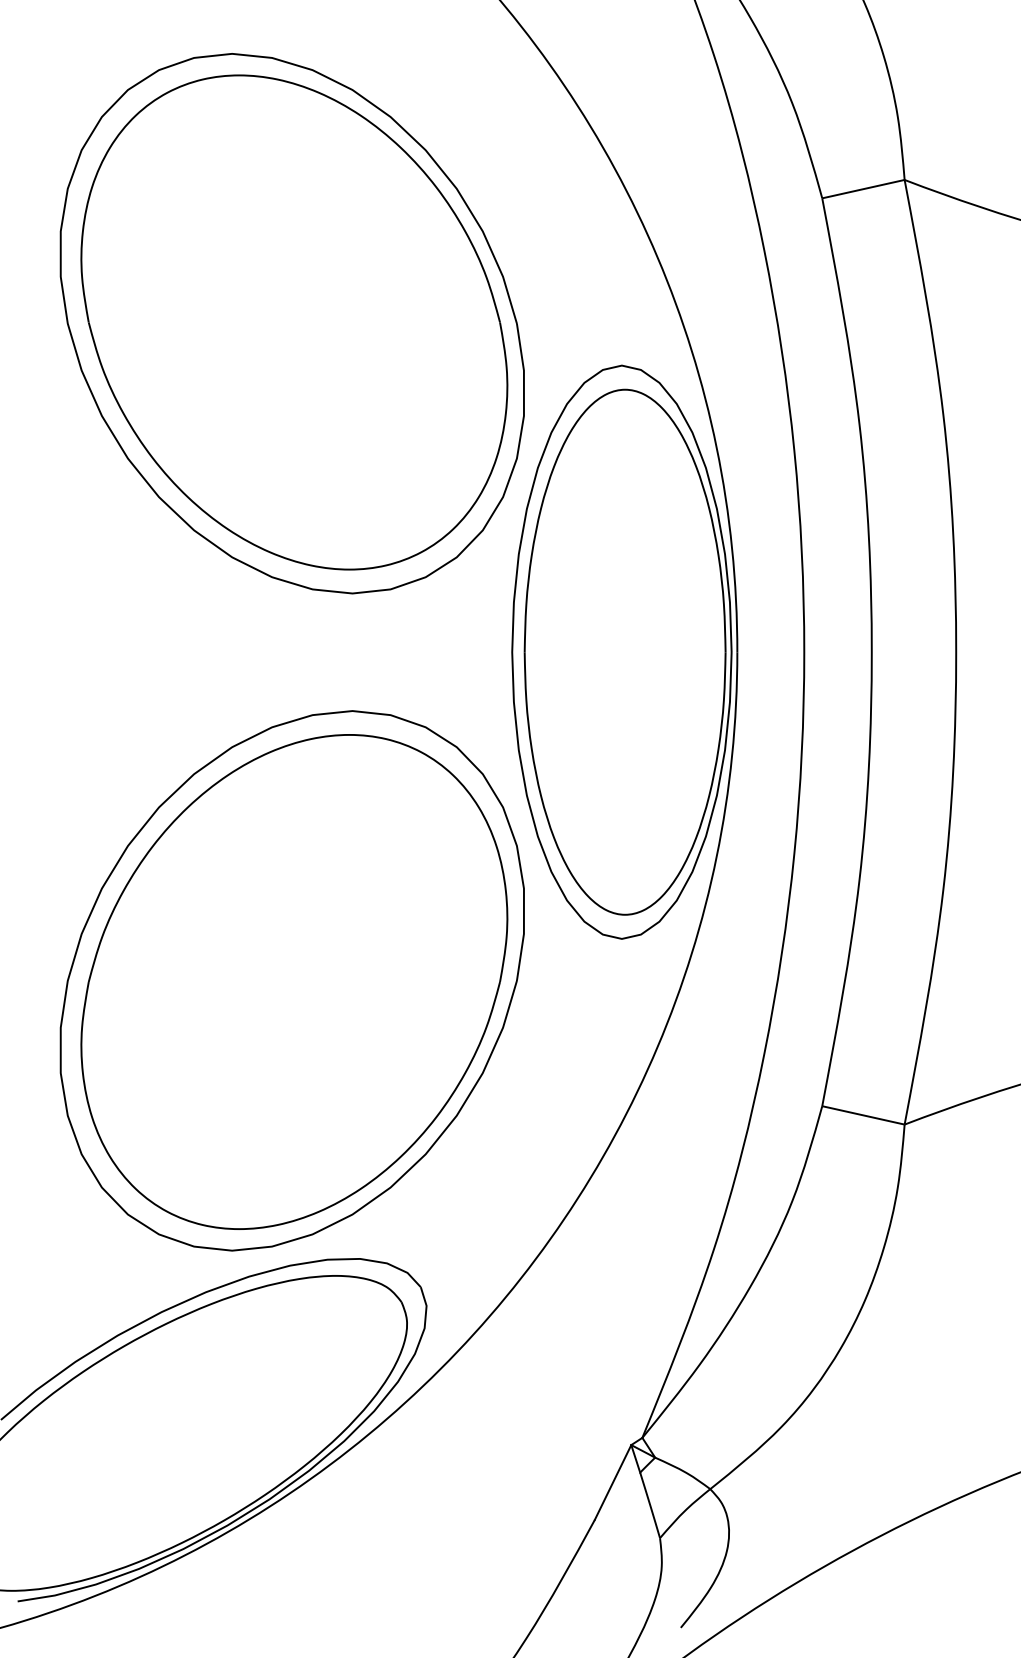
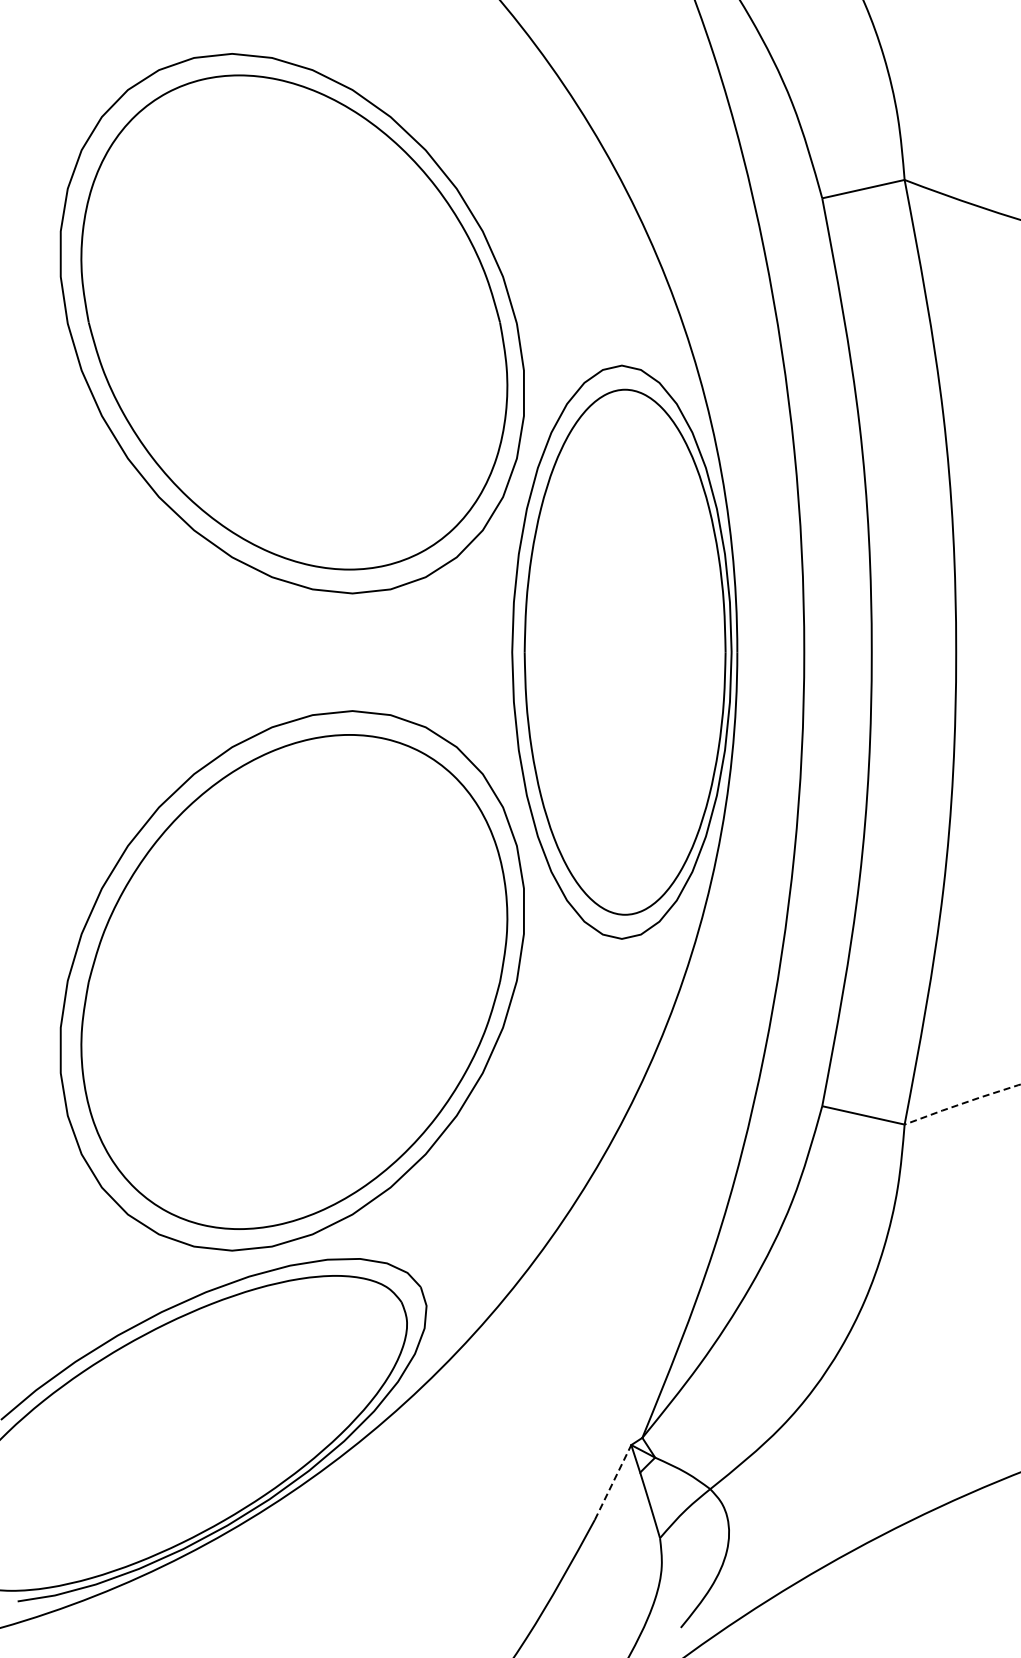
arc: solid -> dashed (962, 1103)
line: solid -> dashed (613, 1482)
